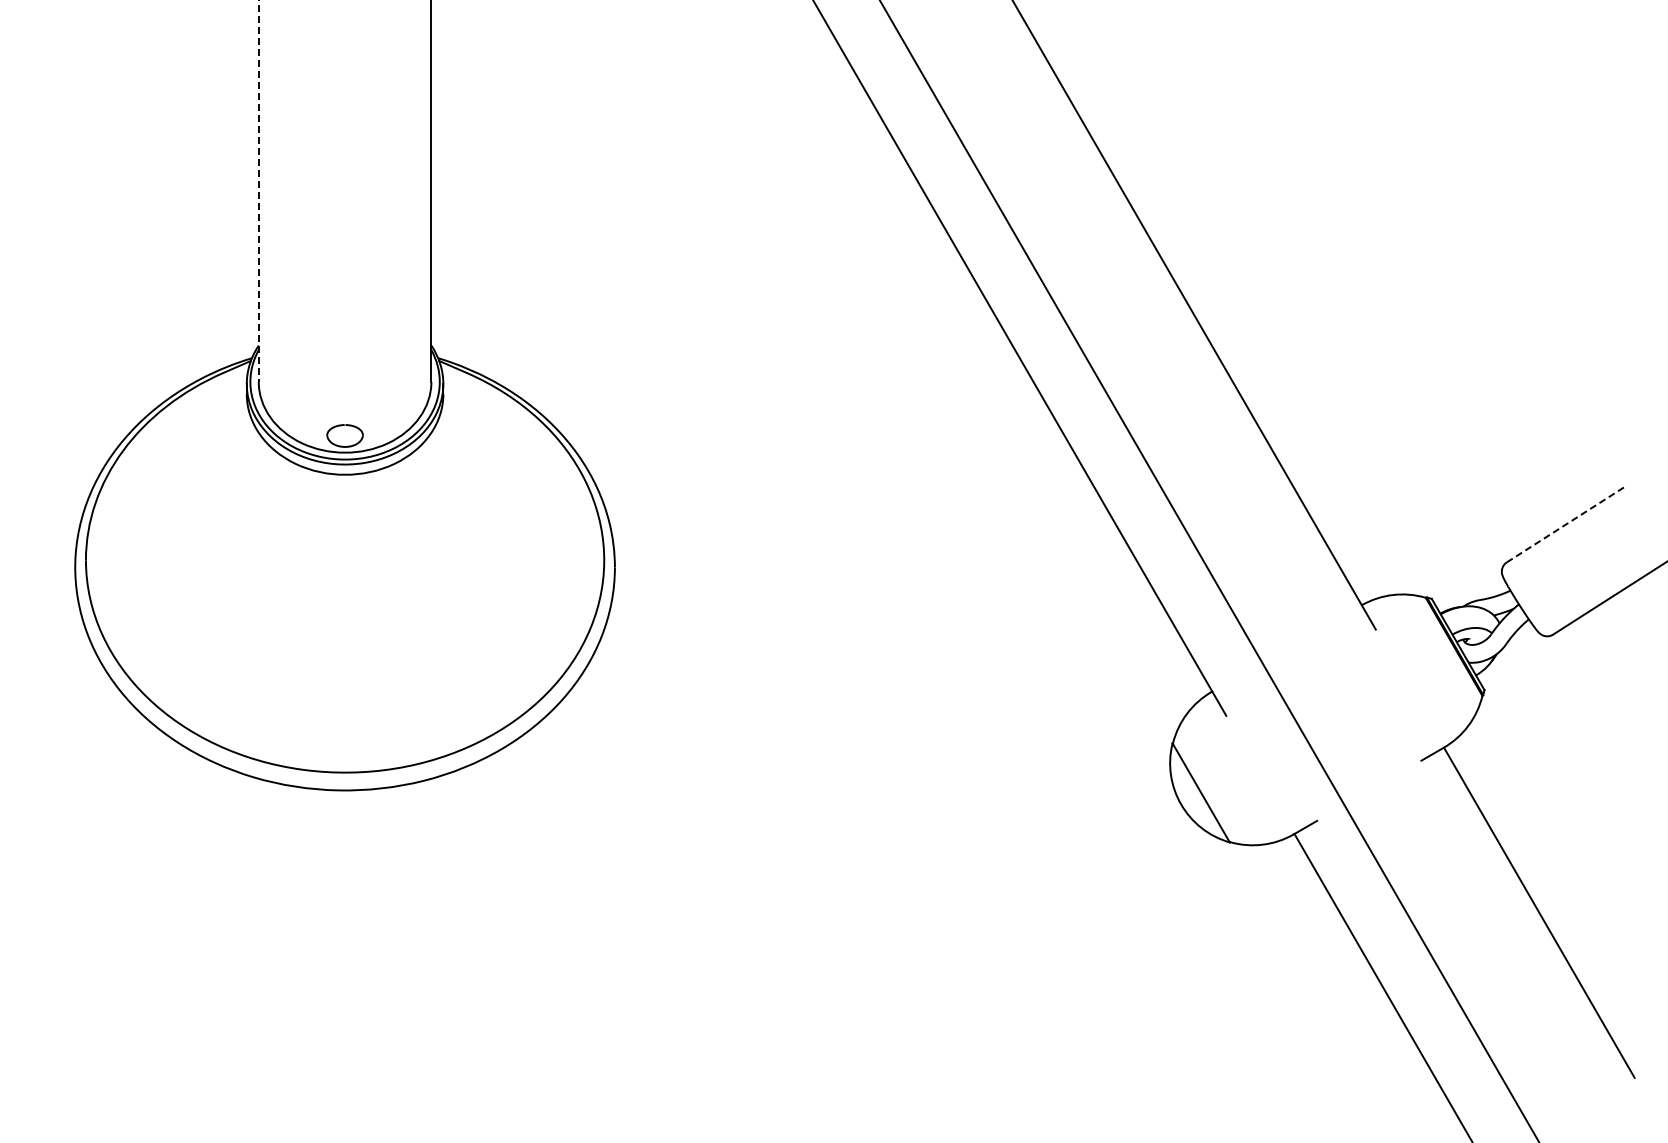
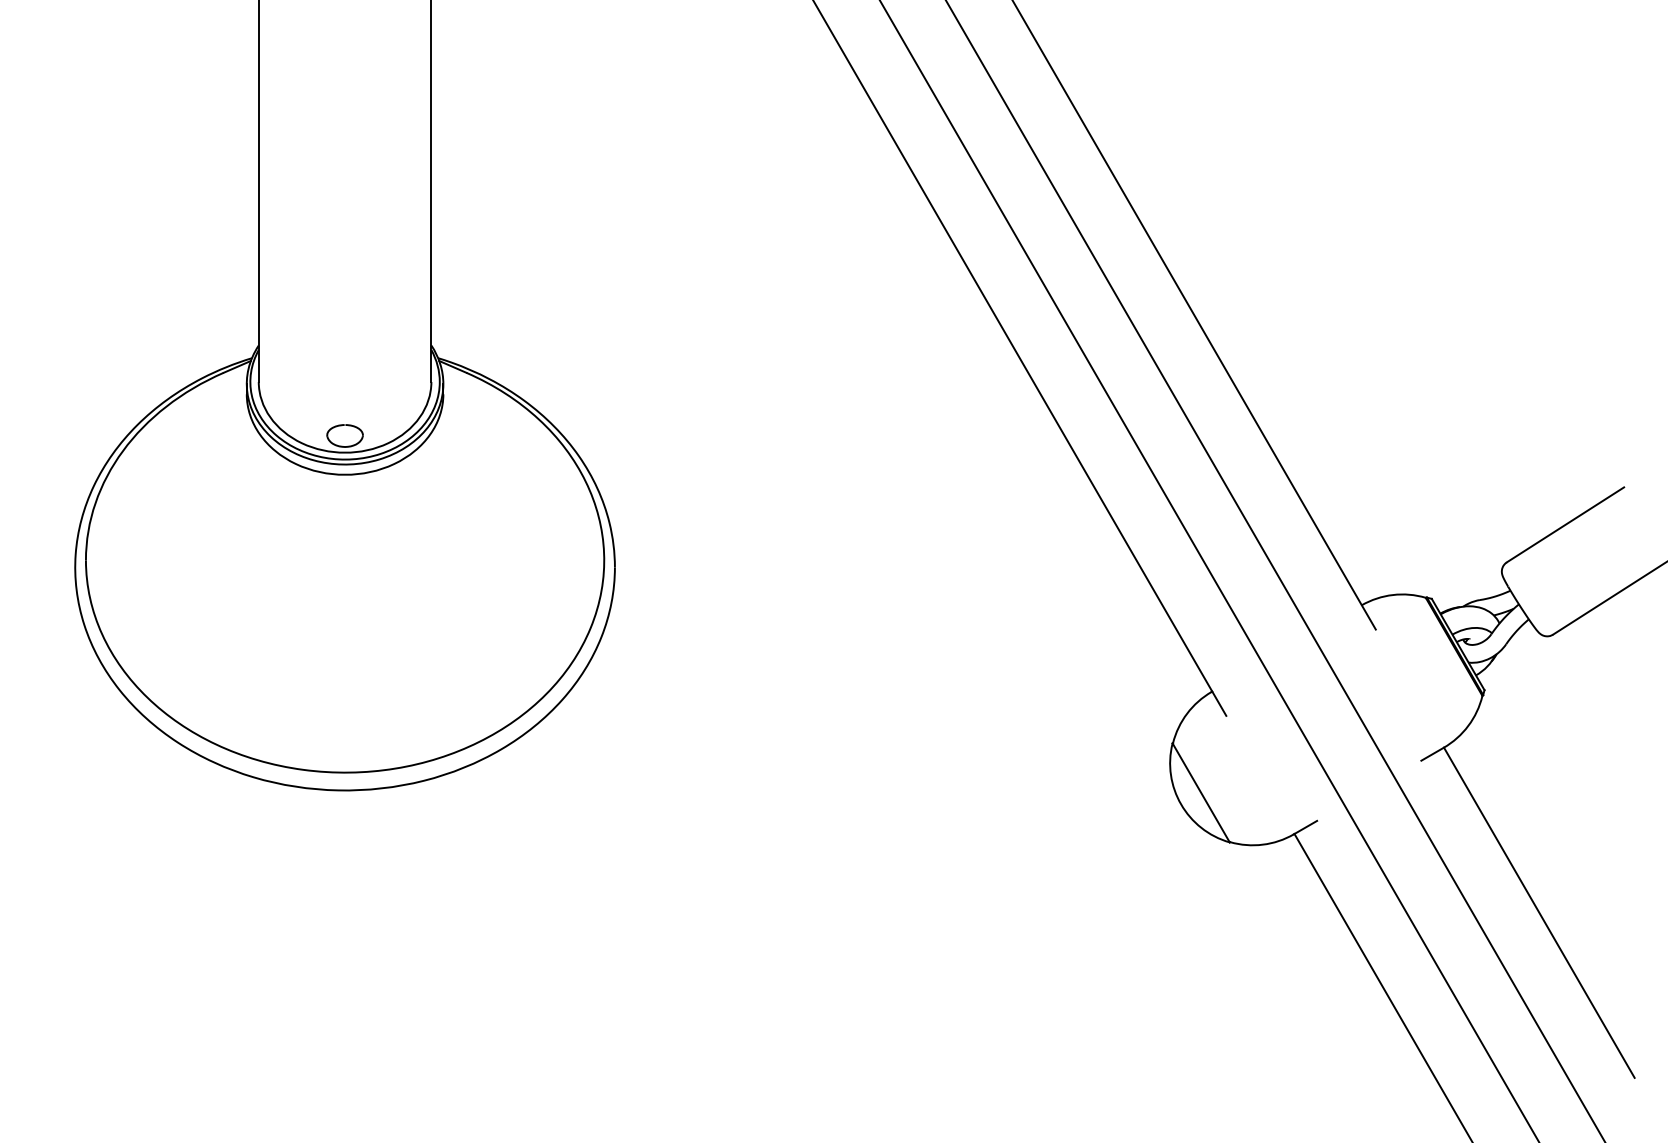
line: dashed -> solid (258, 191)
line: dashed -> solid (1565, 524)
line: none -> present (1275, 570)
